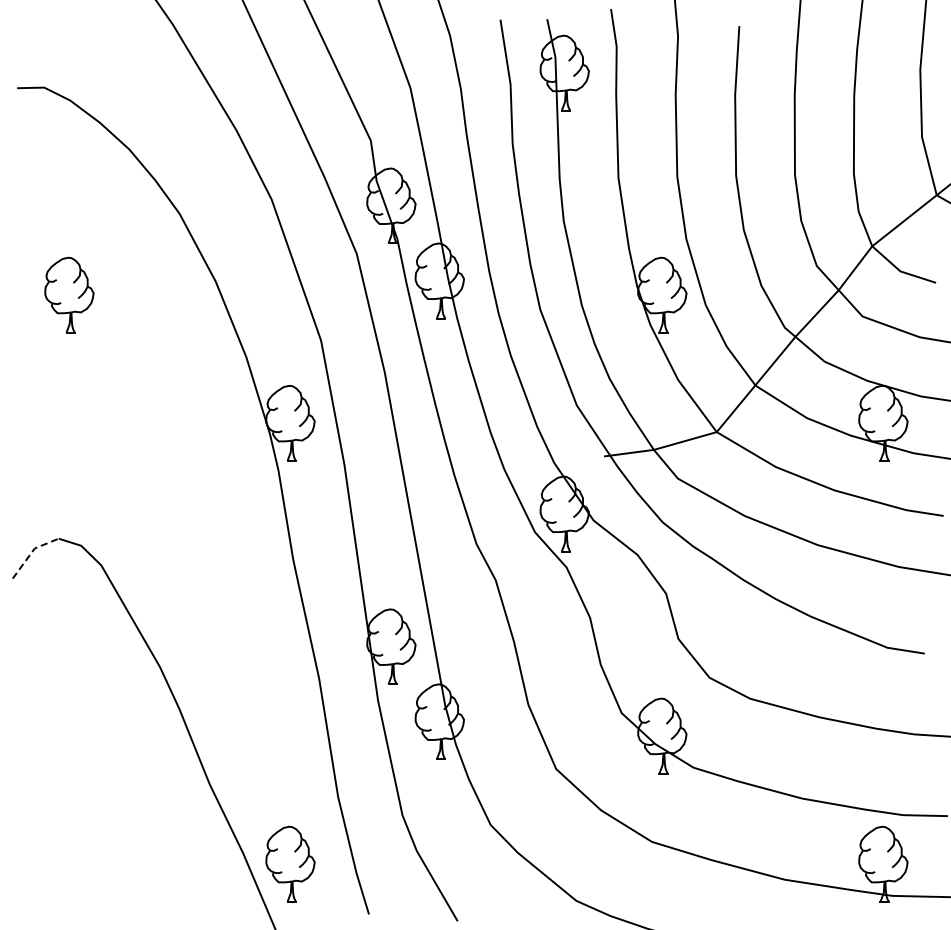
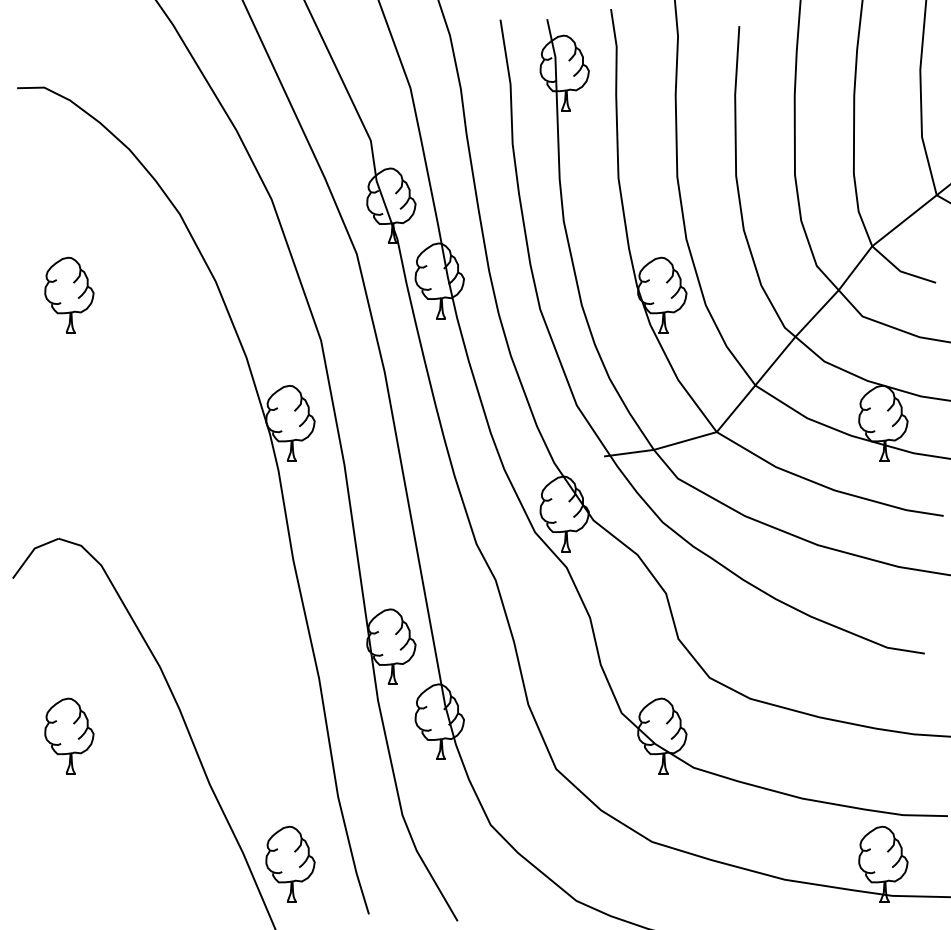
line: dashed -> solid (31, 552)
part: none -> present (69, 735)
